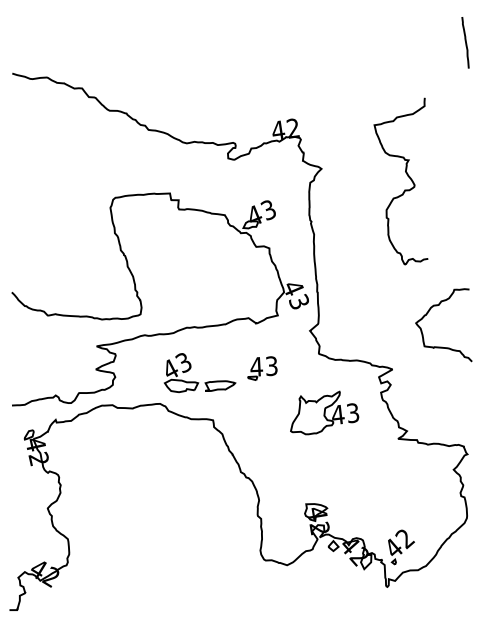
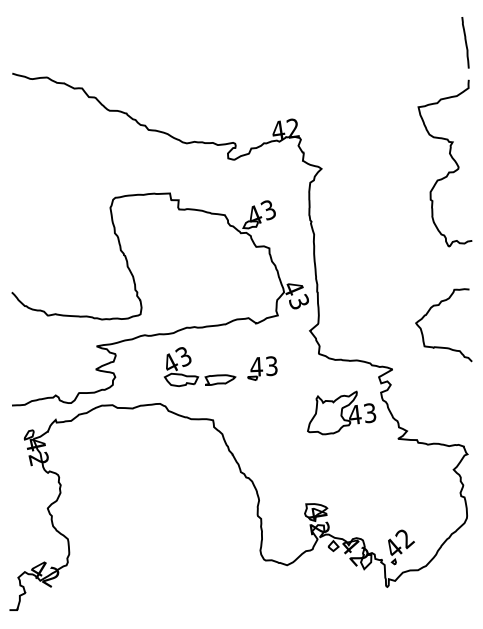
curve position: (407, 176) -> (451, 158) (451, 158)
part position: (196, 381) -> (196, 375) (196, 375)
part position: (324, 412) -> (341, 412) (341, 412)
